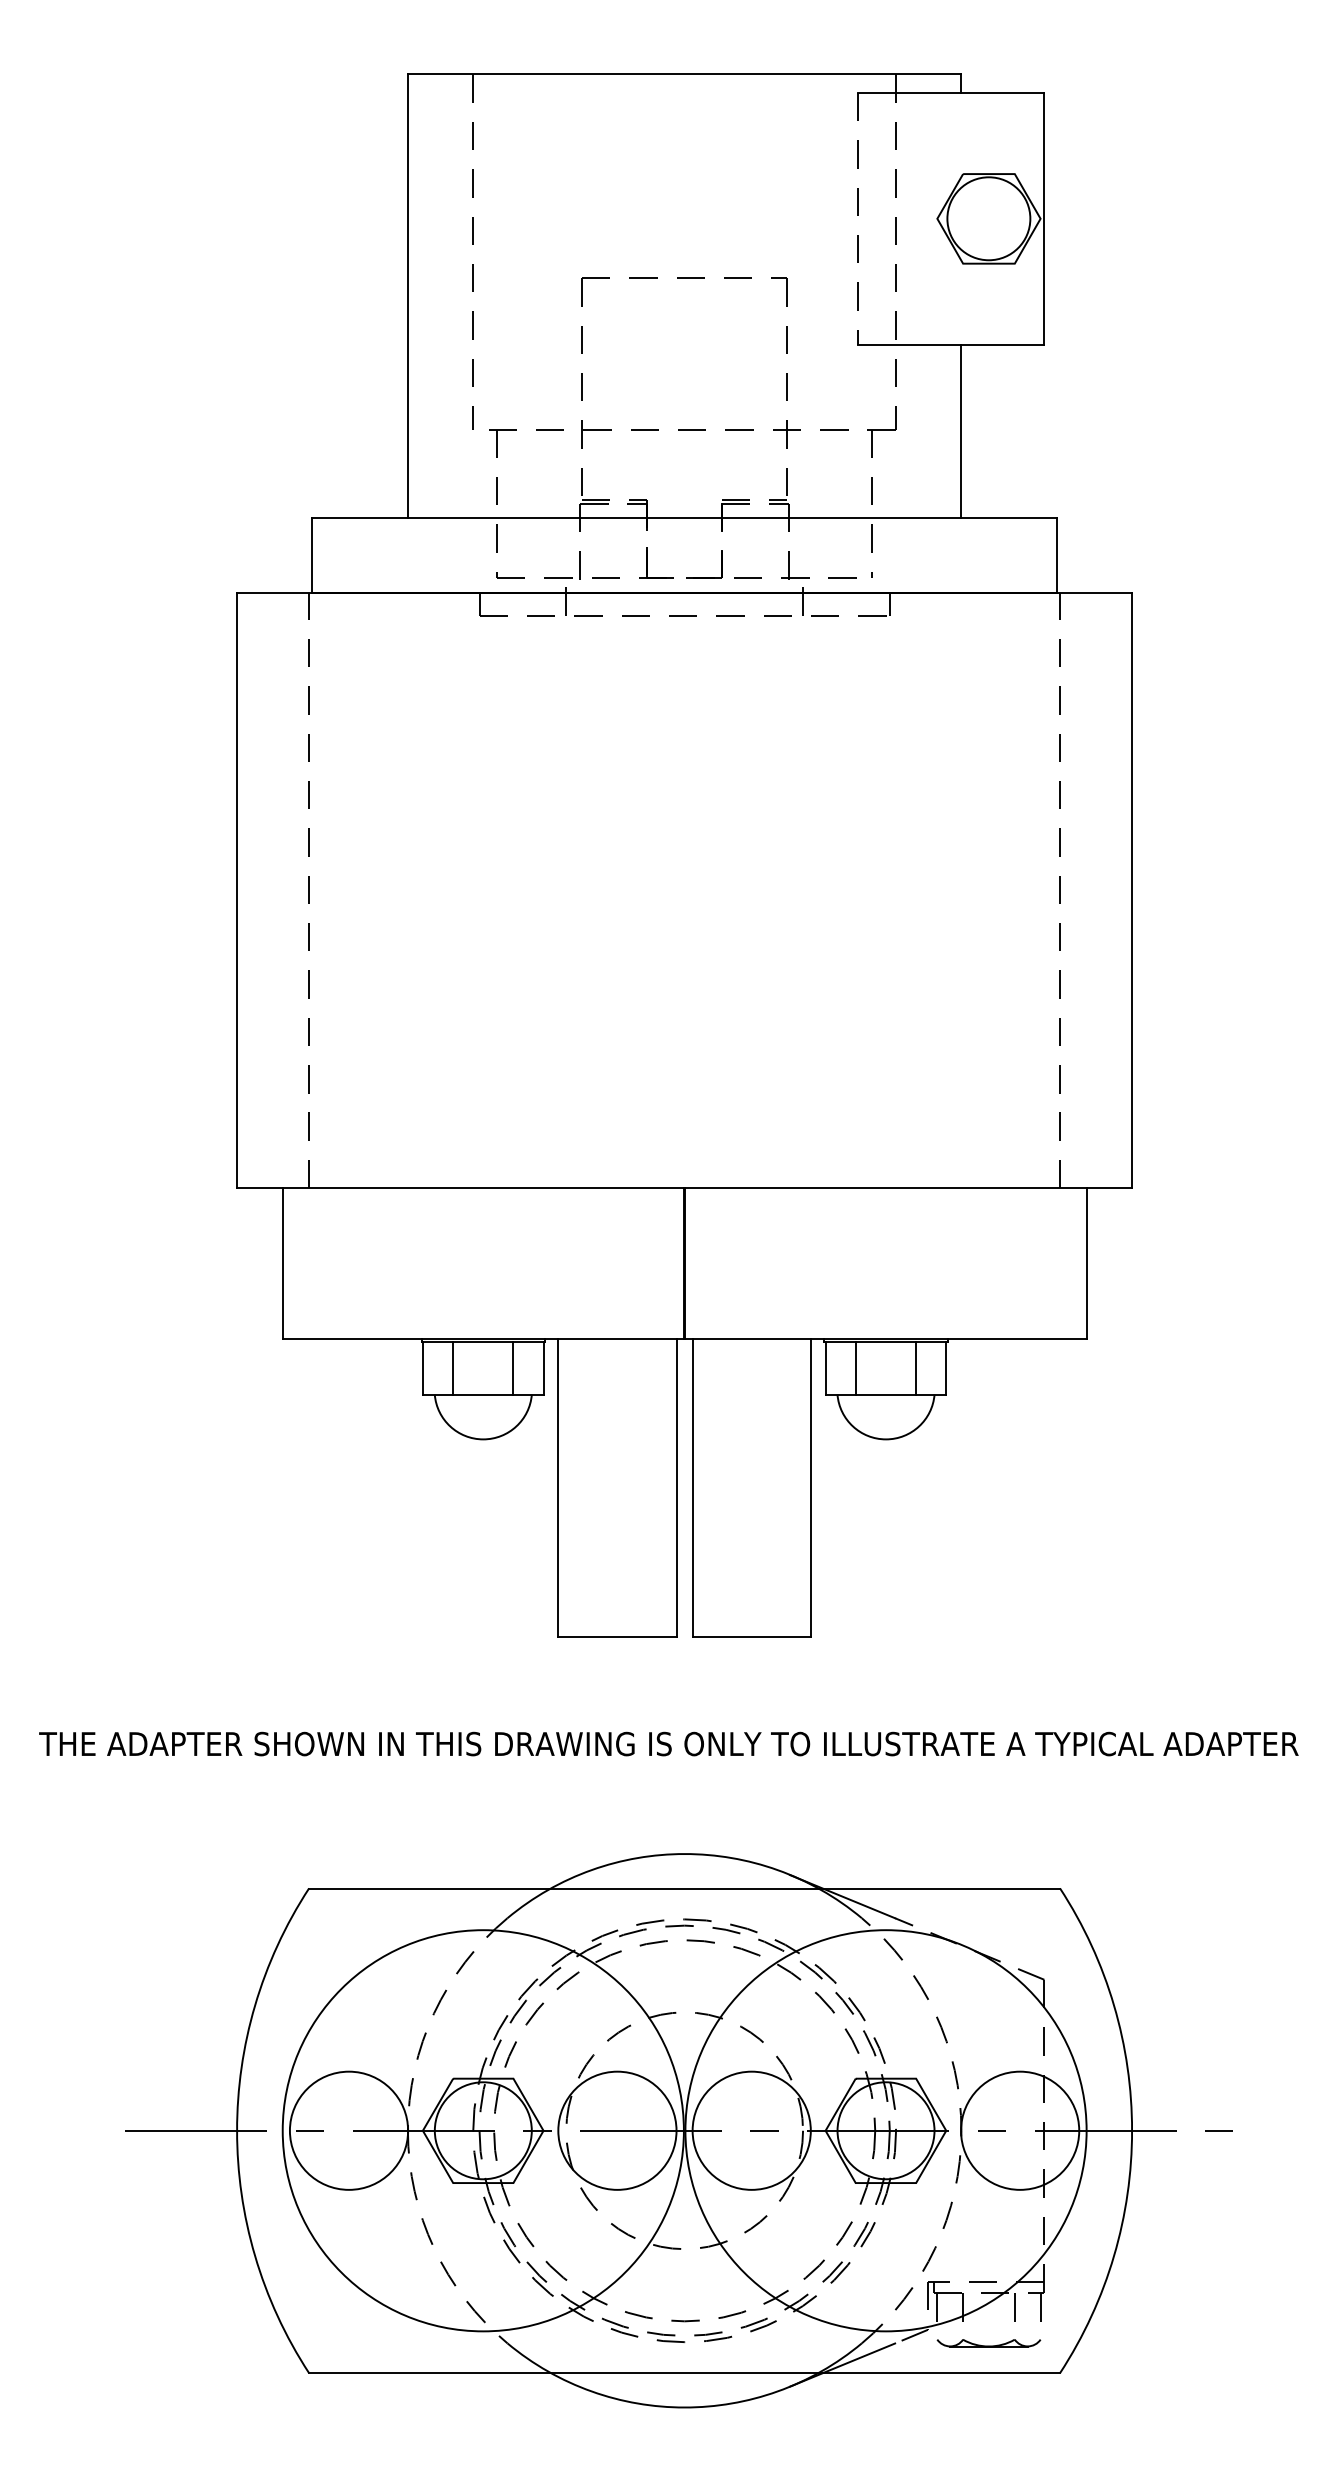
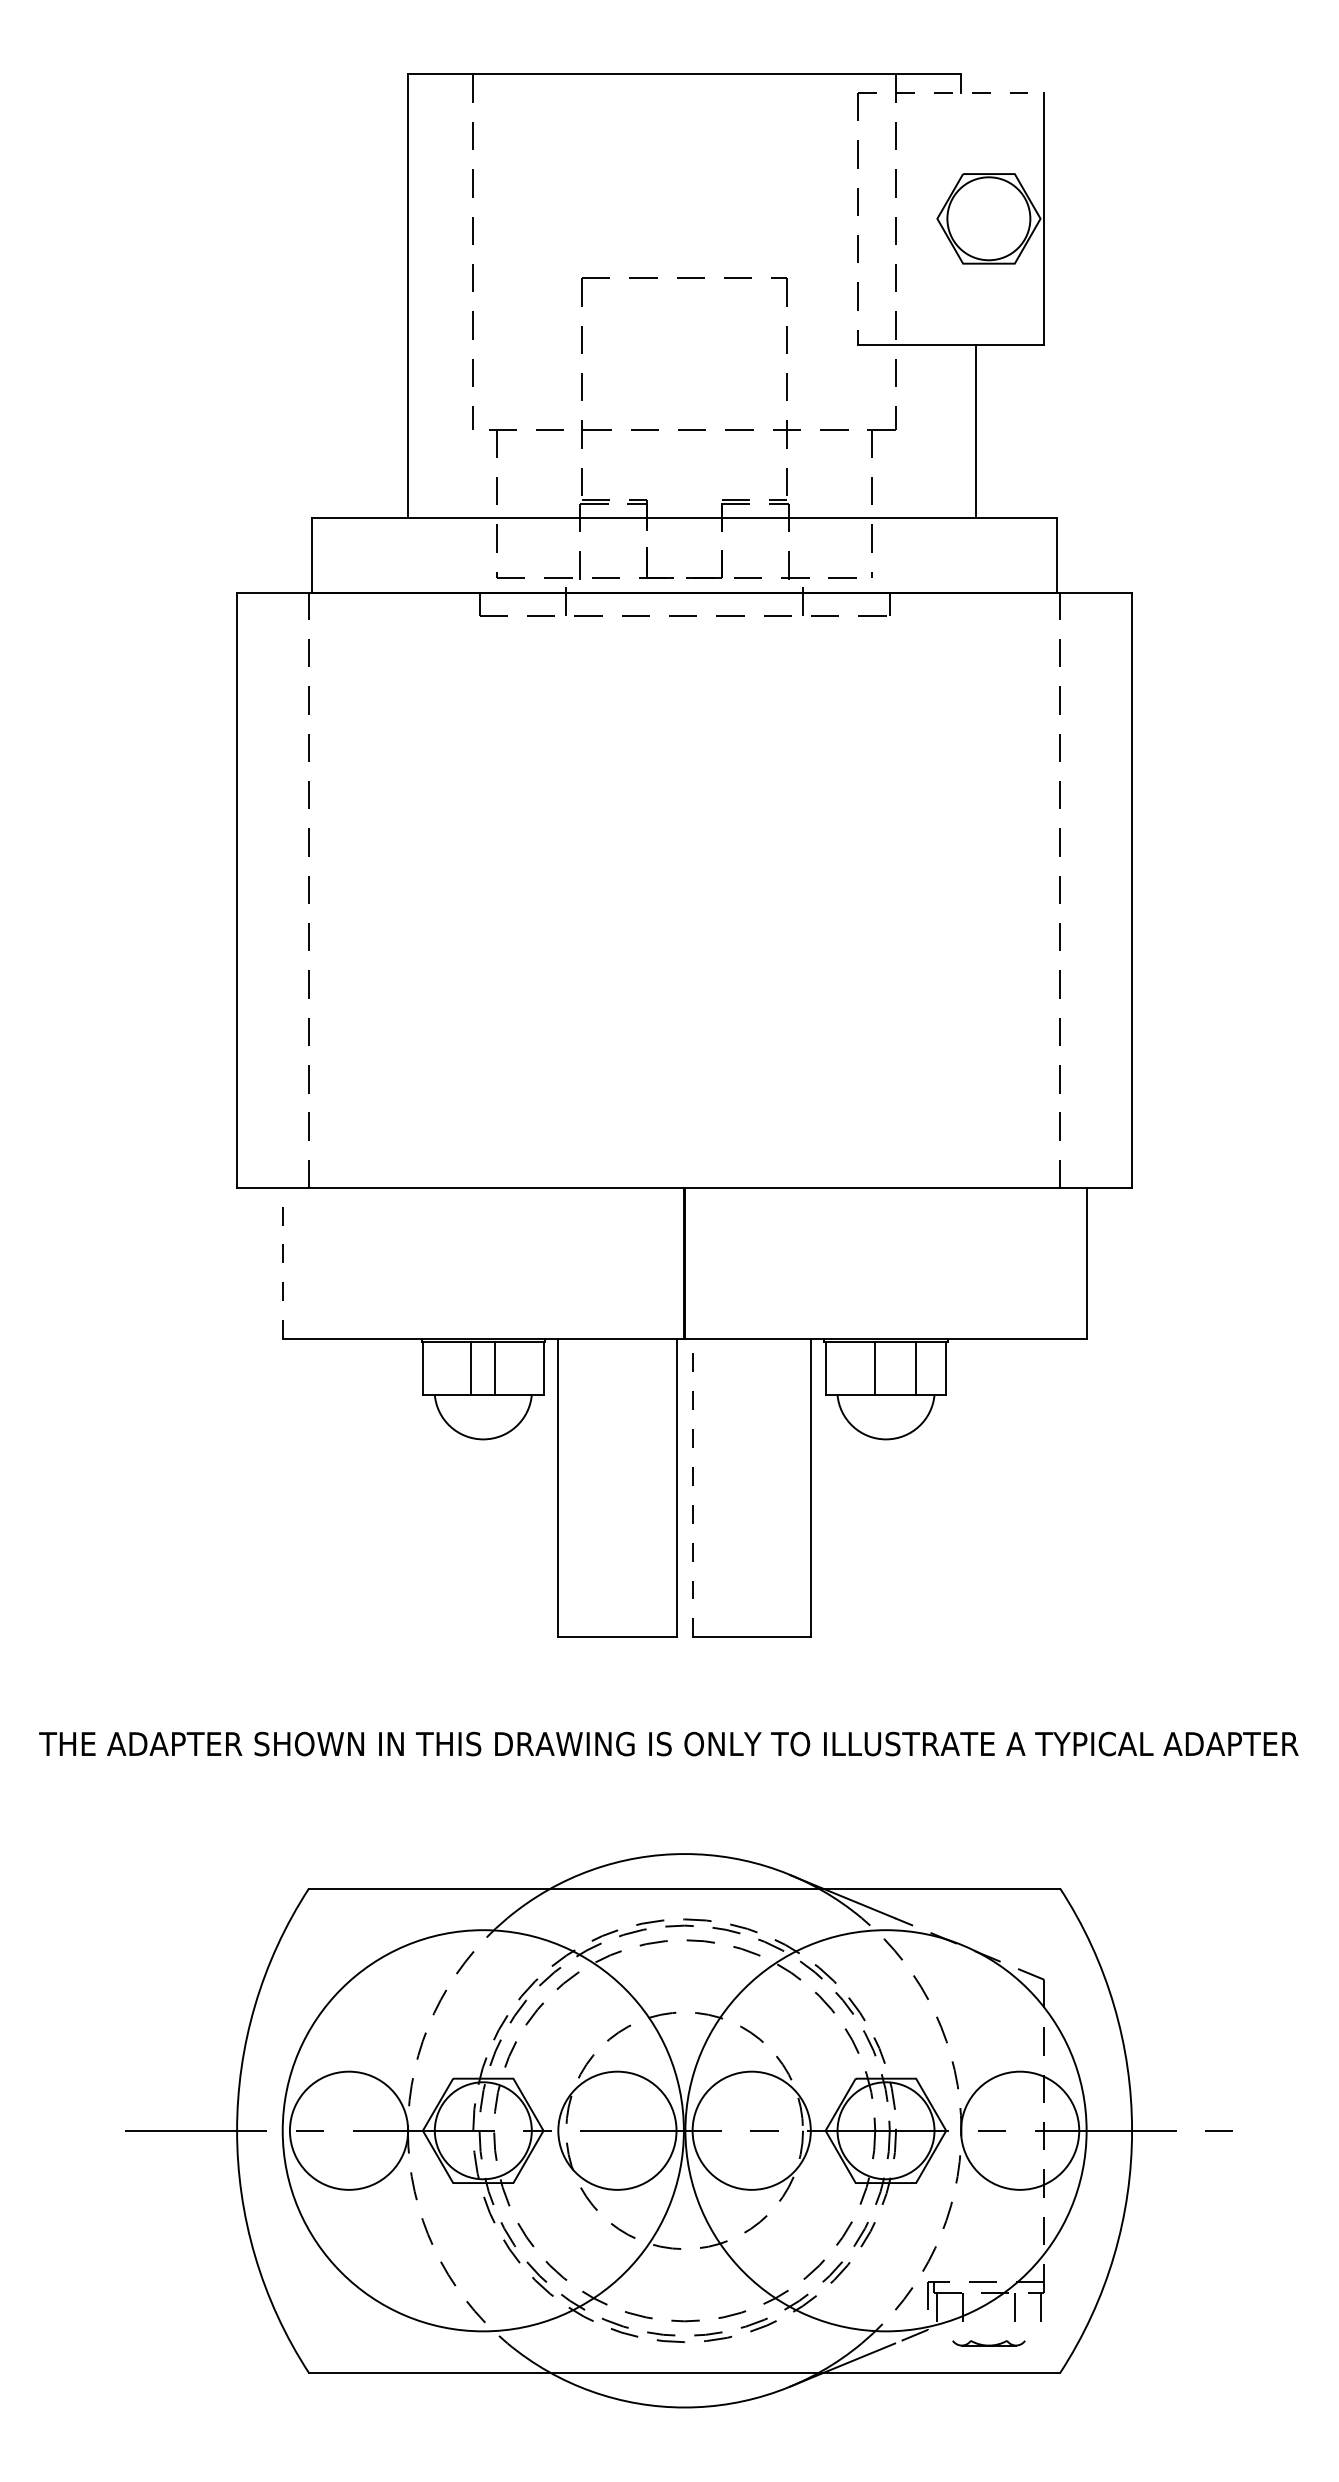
line: solid -> dashed (951, 93)
line position: (961, 430) -> (976, 430) (976, 430)
line: solid -> dashed (282, 1263)
line position: (453, 1367) -> (471, 1367) (471, 1367)
line position: (513, 1367) -> (495, 1367) (495, 1367)
line position: (855, 1367) -> (874, 1367) (874, 1367)
line: solid -> dashed (692, 1487)
part size: 106x9 px -> 74x7 px (988, 2343)
